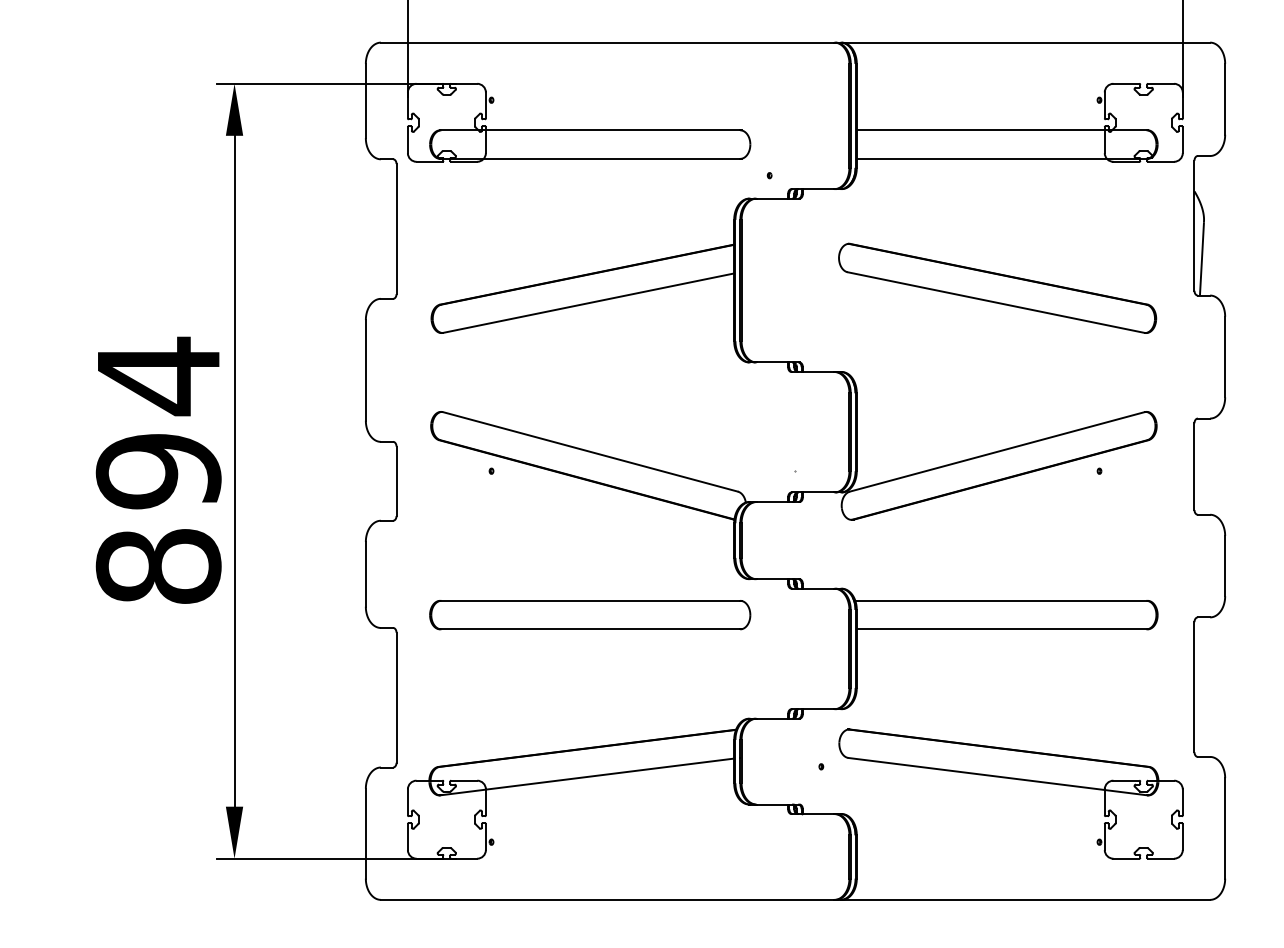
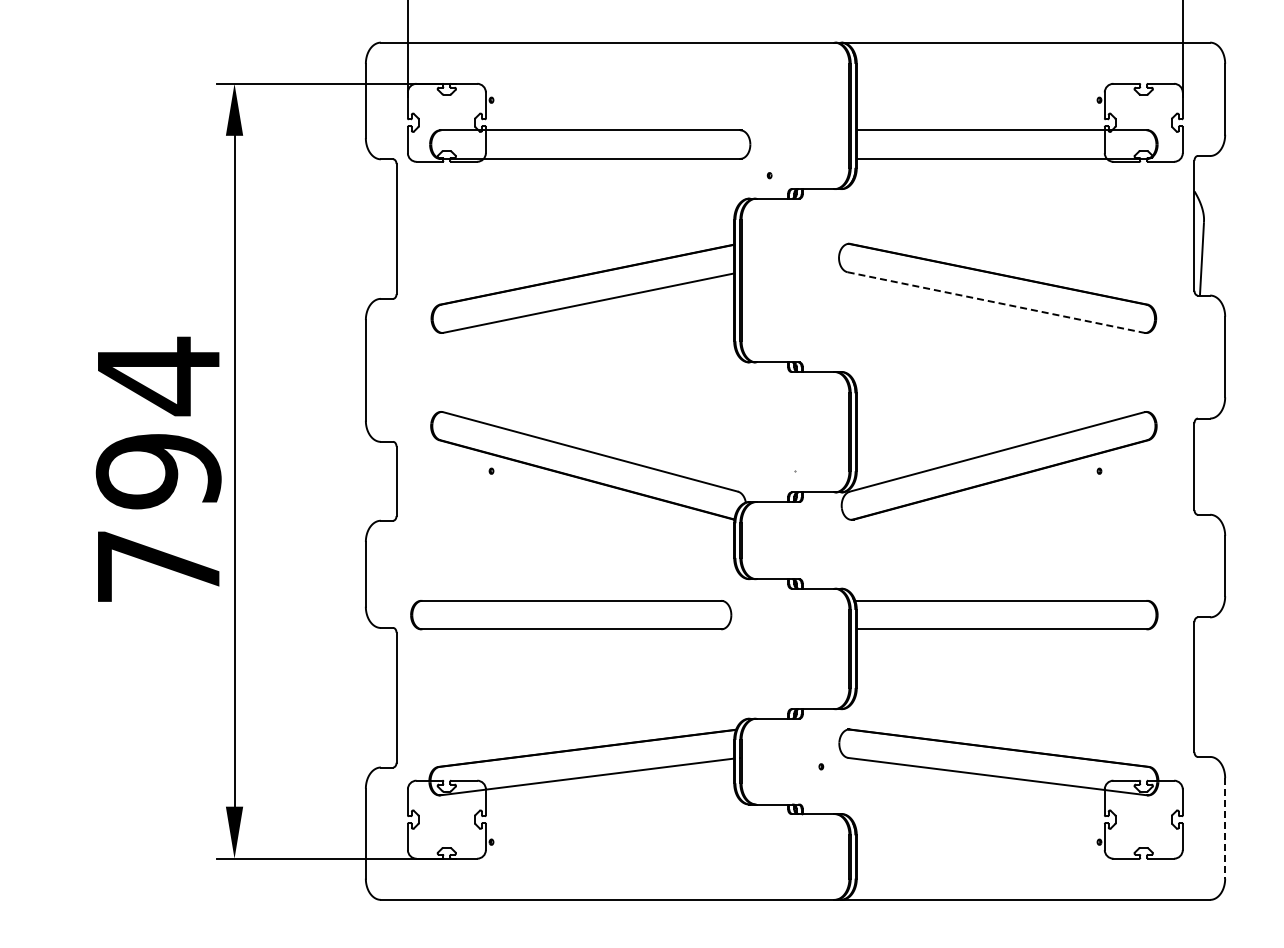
line: solid -> dashed (996, 302)
text: 894 -> 794 (158, 566)
part position: (590, 615) -> (571, 615) (571, 615)
line: solid -> dashed (1225, 828)
